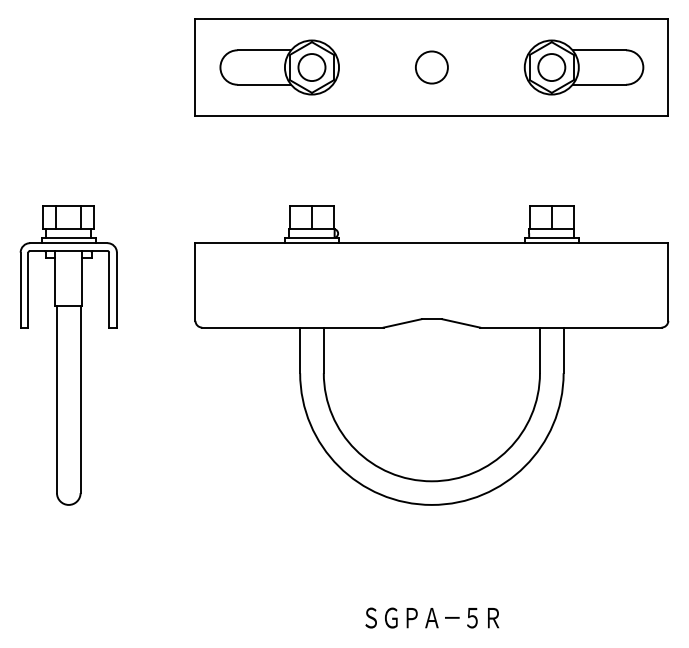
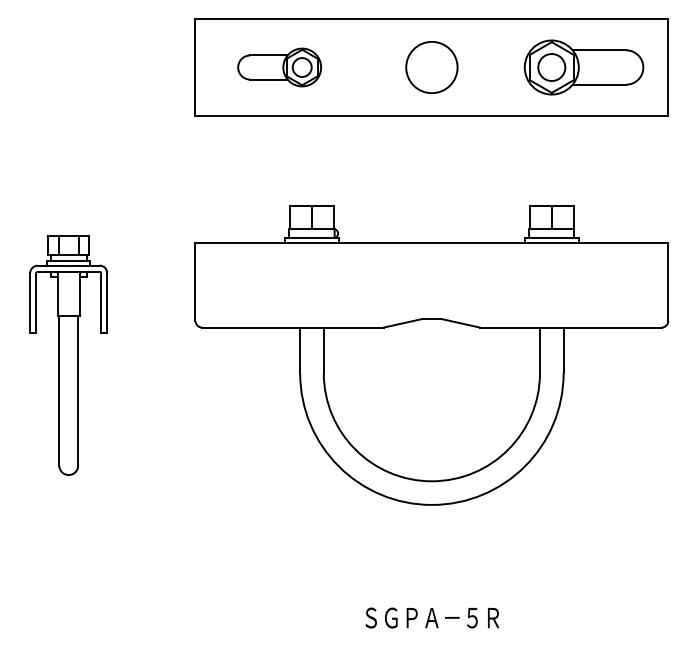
part size: 121x57 px -> 85x41 px (279, 67)
circle diameter: 32 px -> 51 px (431, 67)
part size: 99x301 px -> 80x241 px (68, 355)
